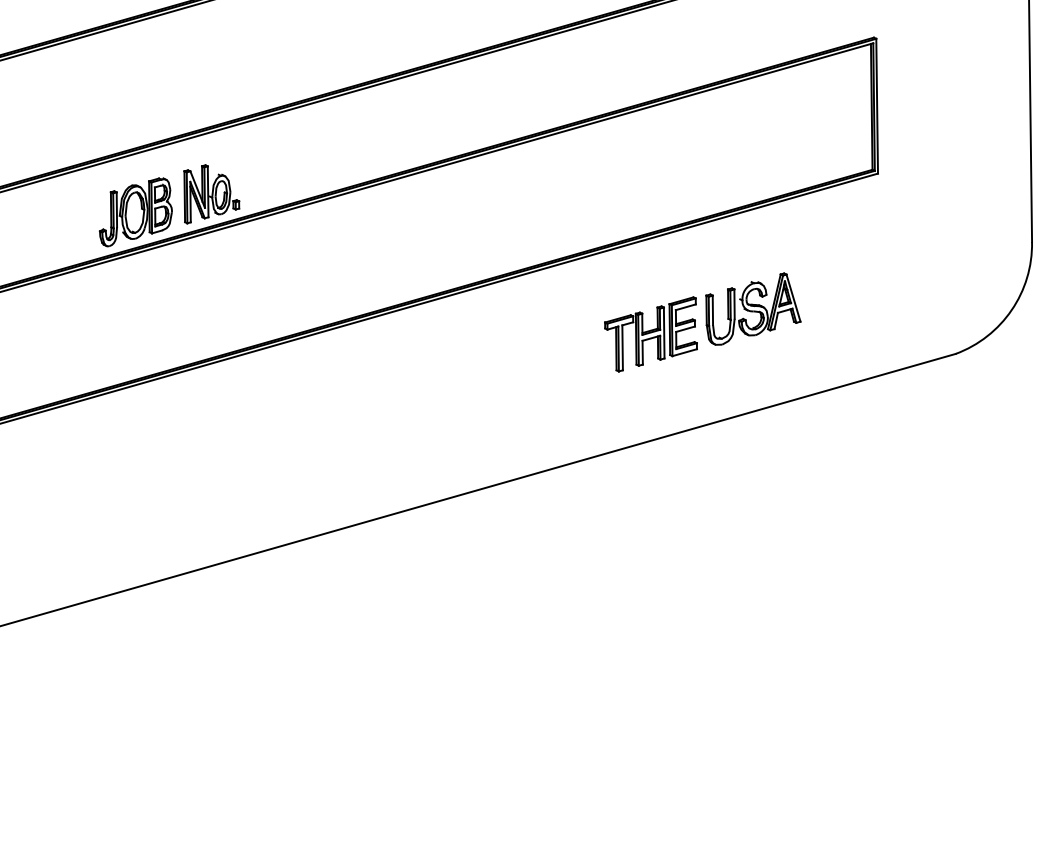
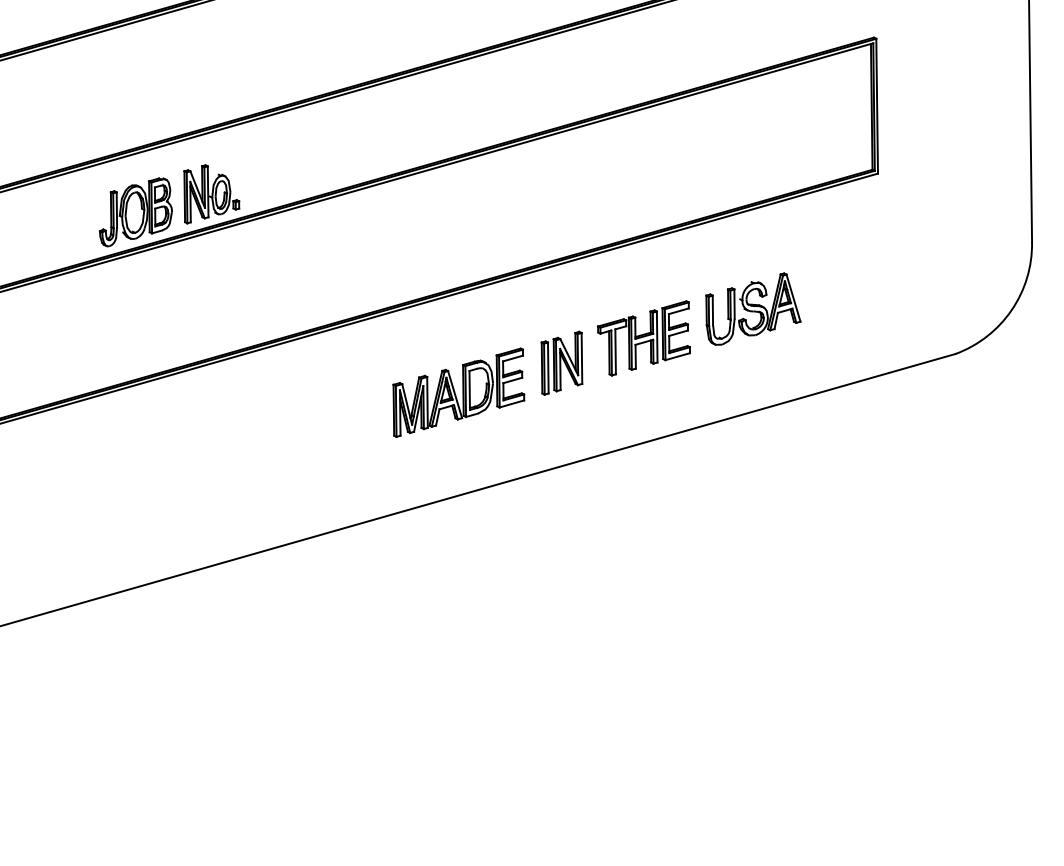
part position: (650, 334) -> (643, 338) (643, 338)
part: none -> present (561, 362)
part: none -> present (458, 392)
